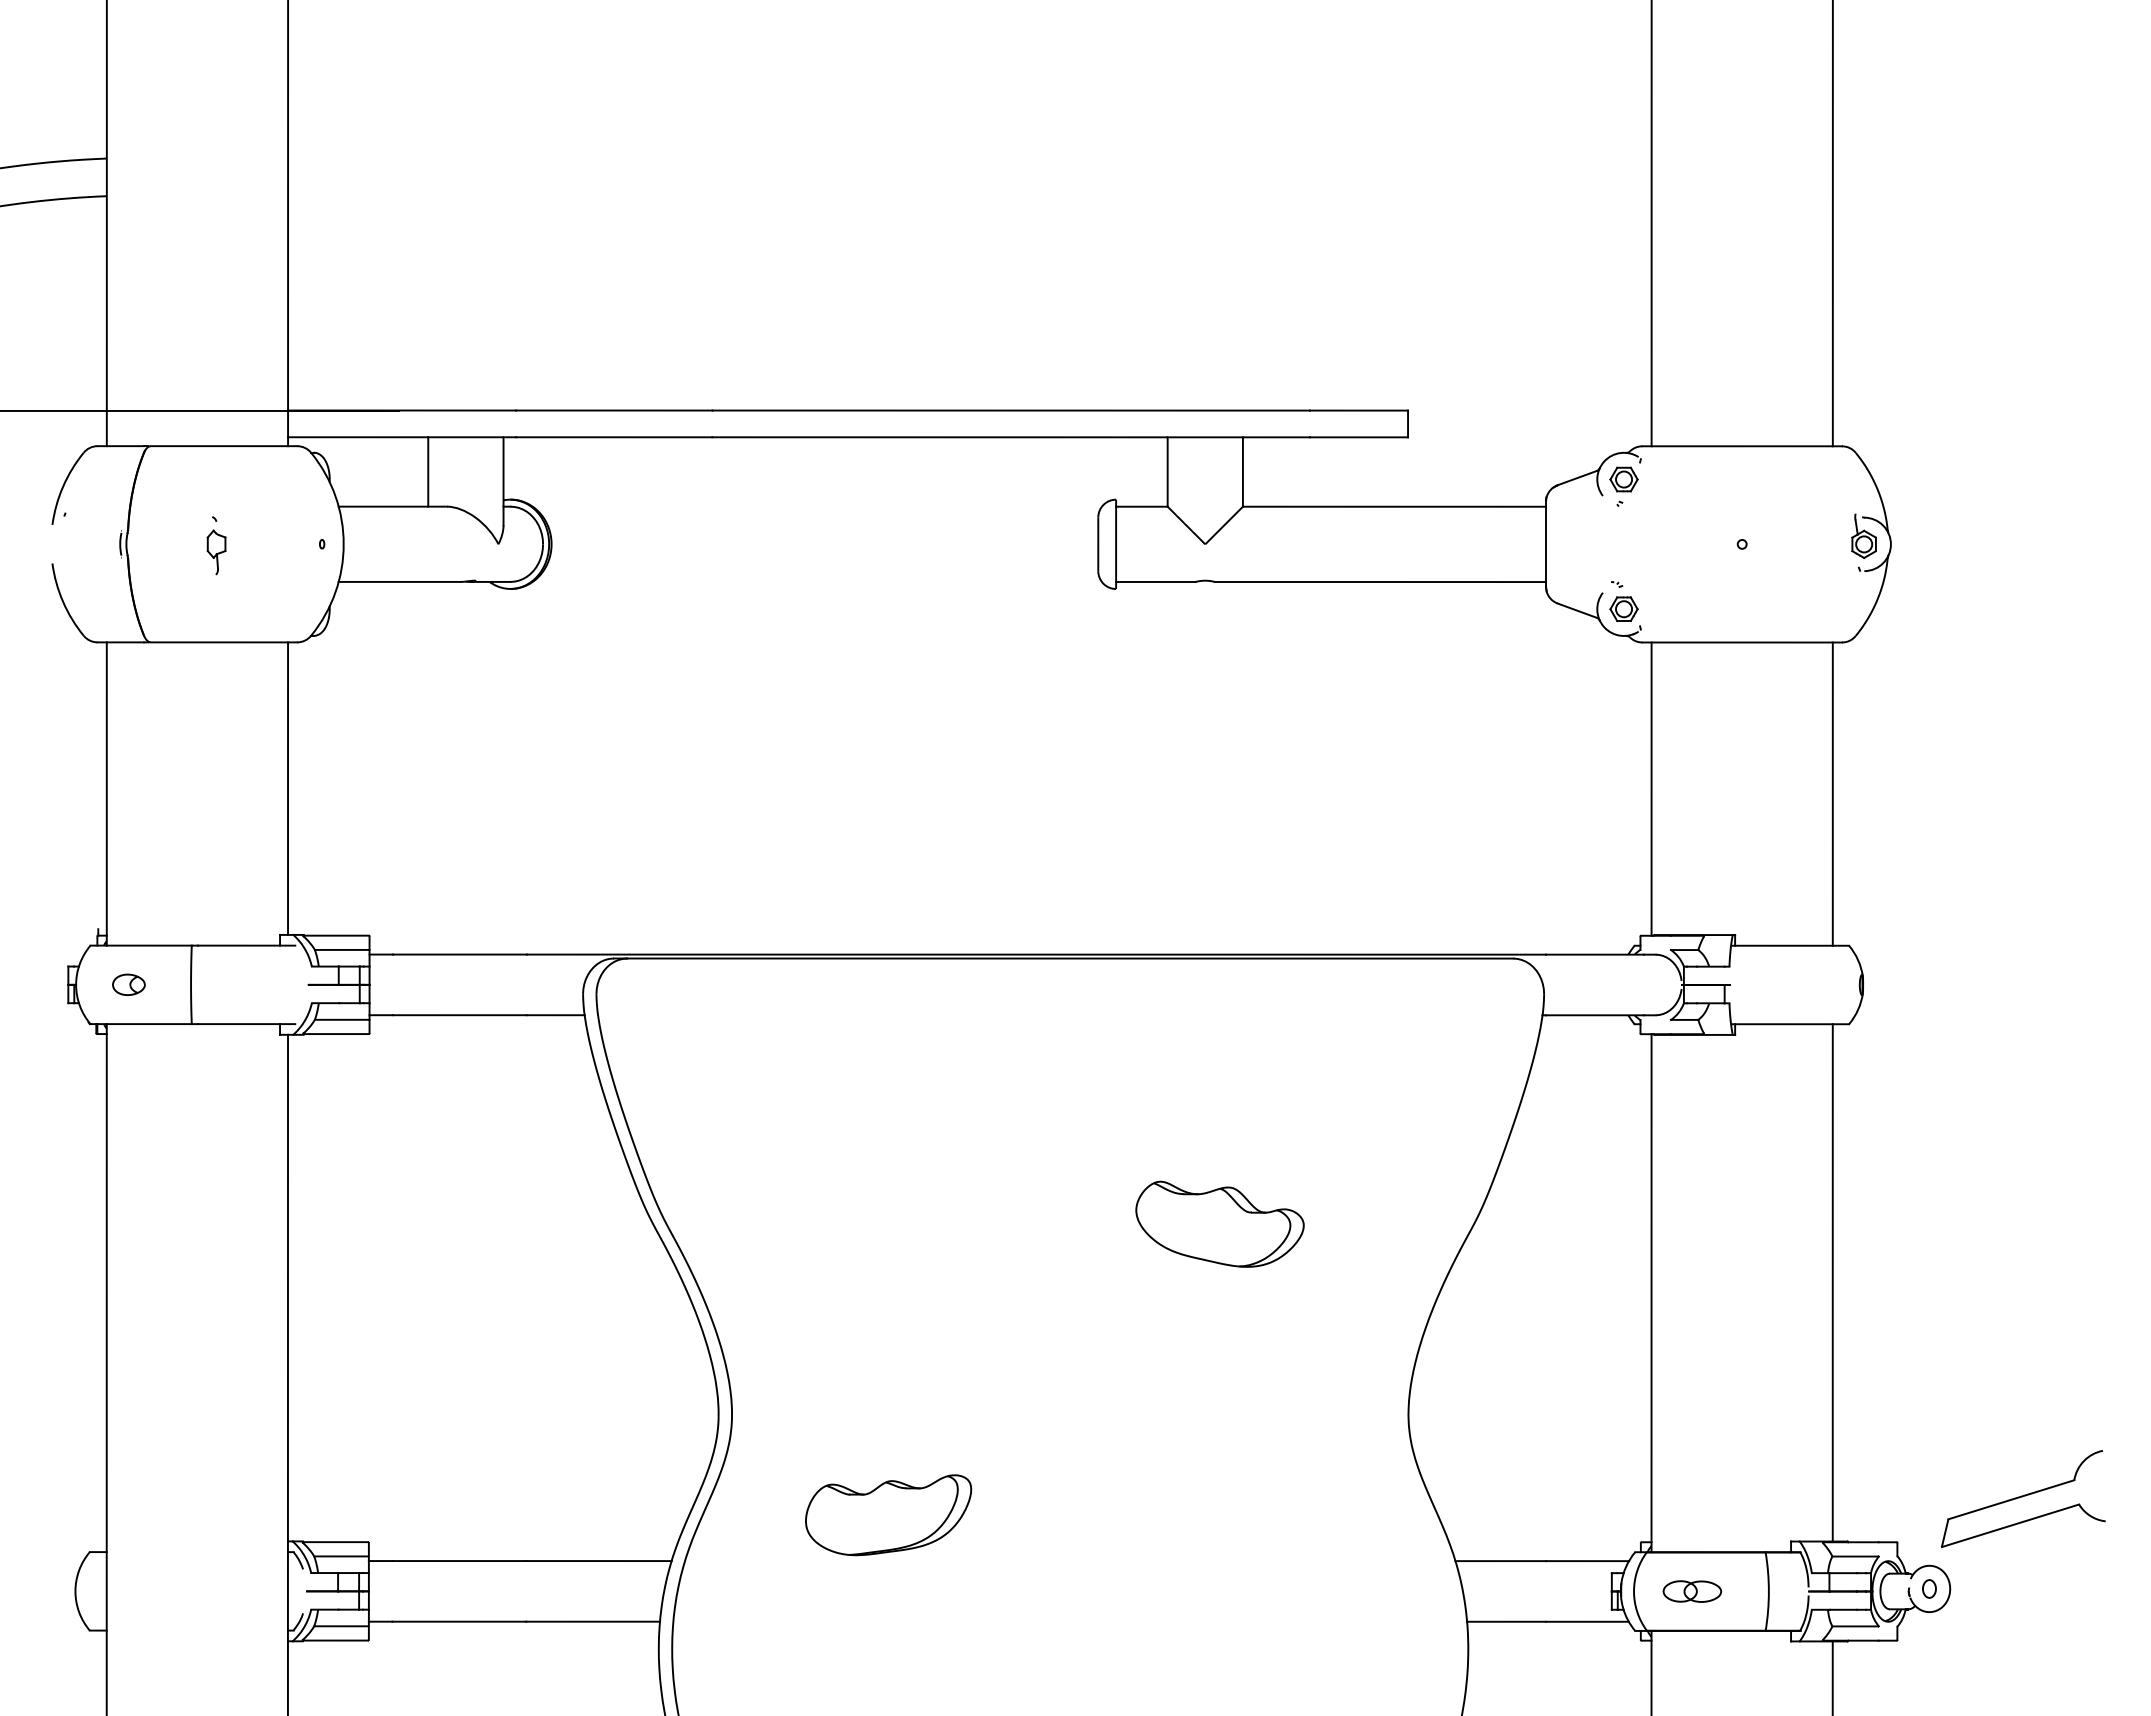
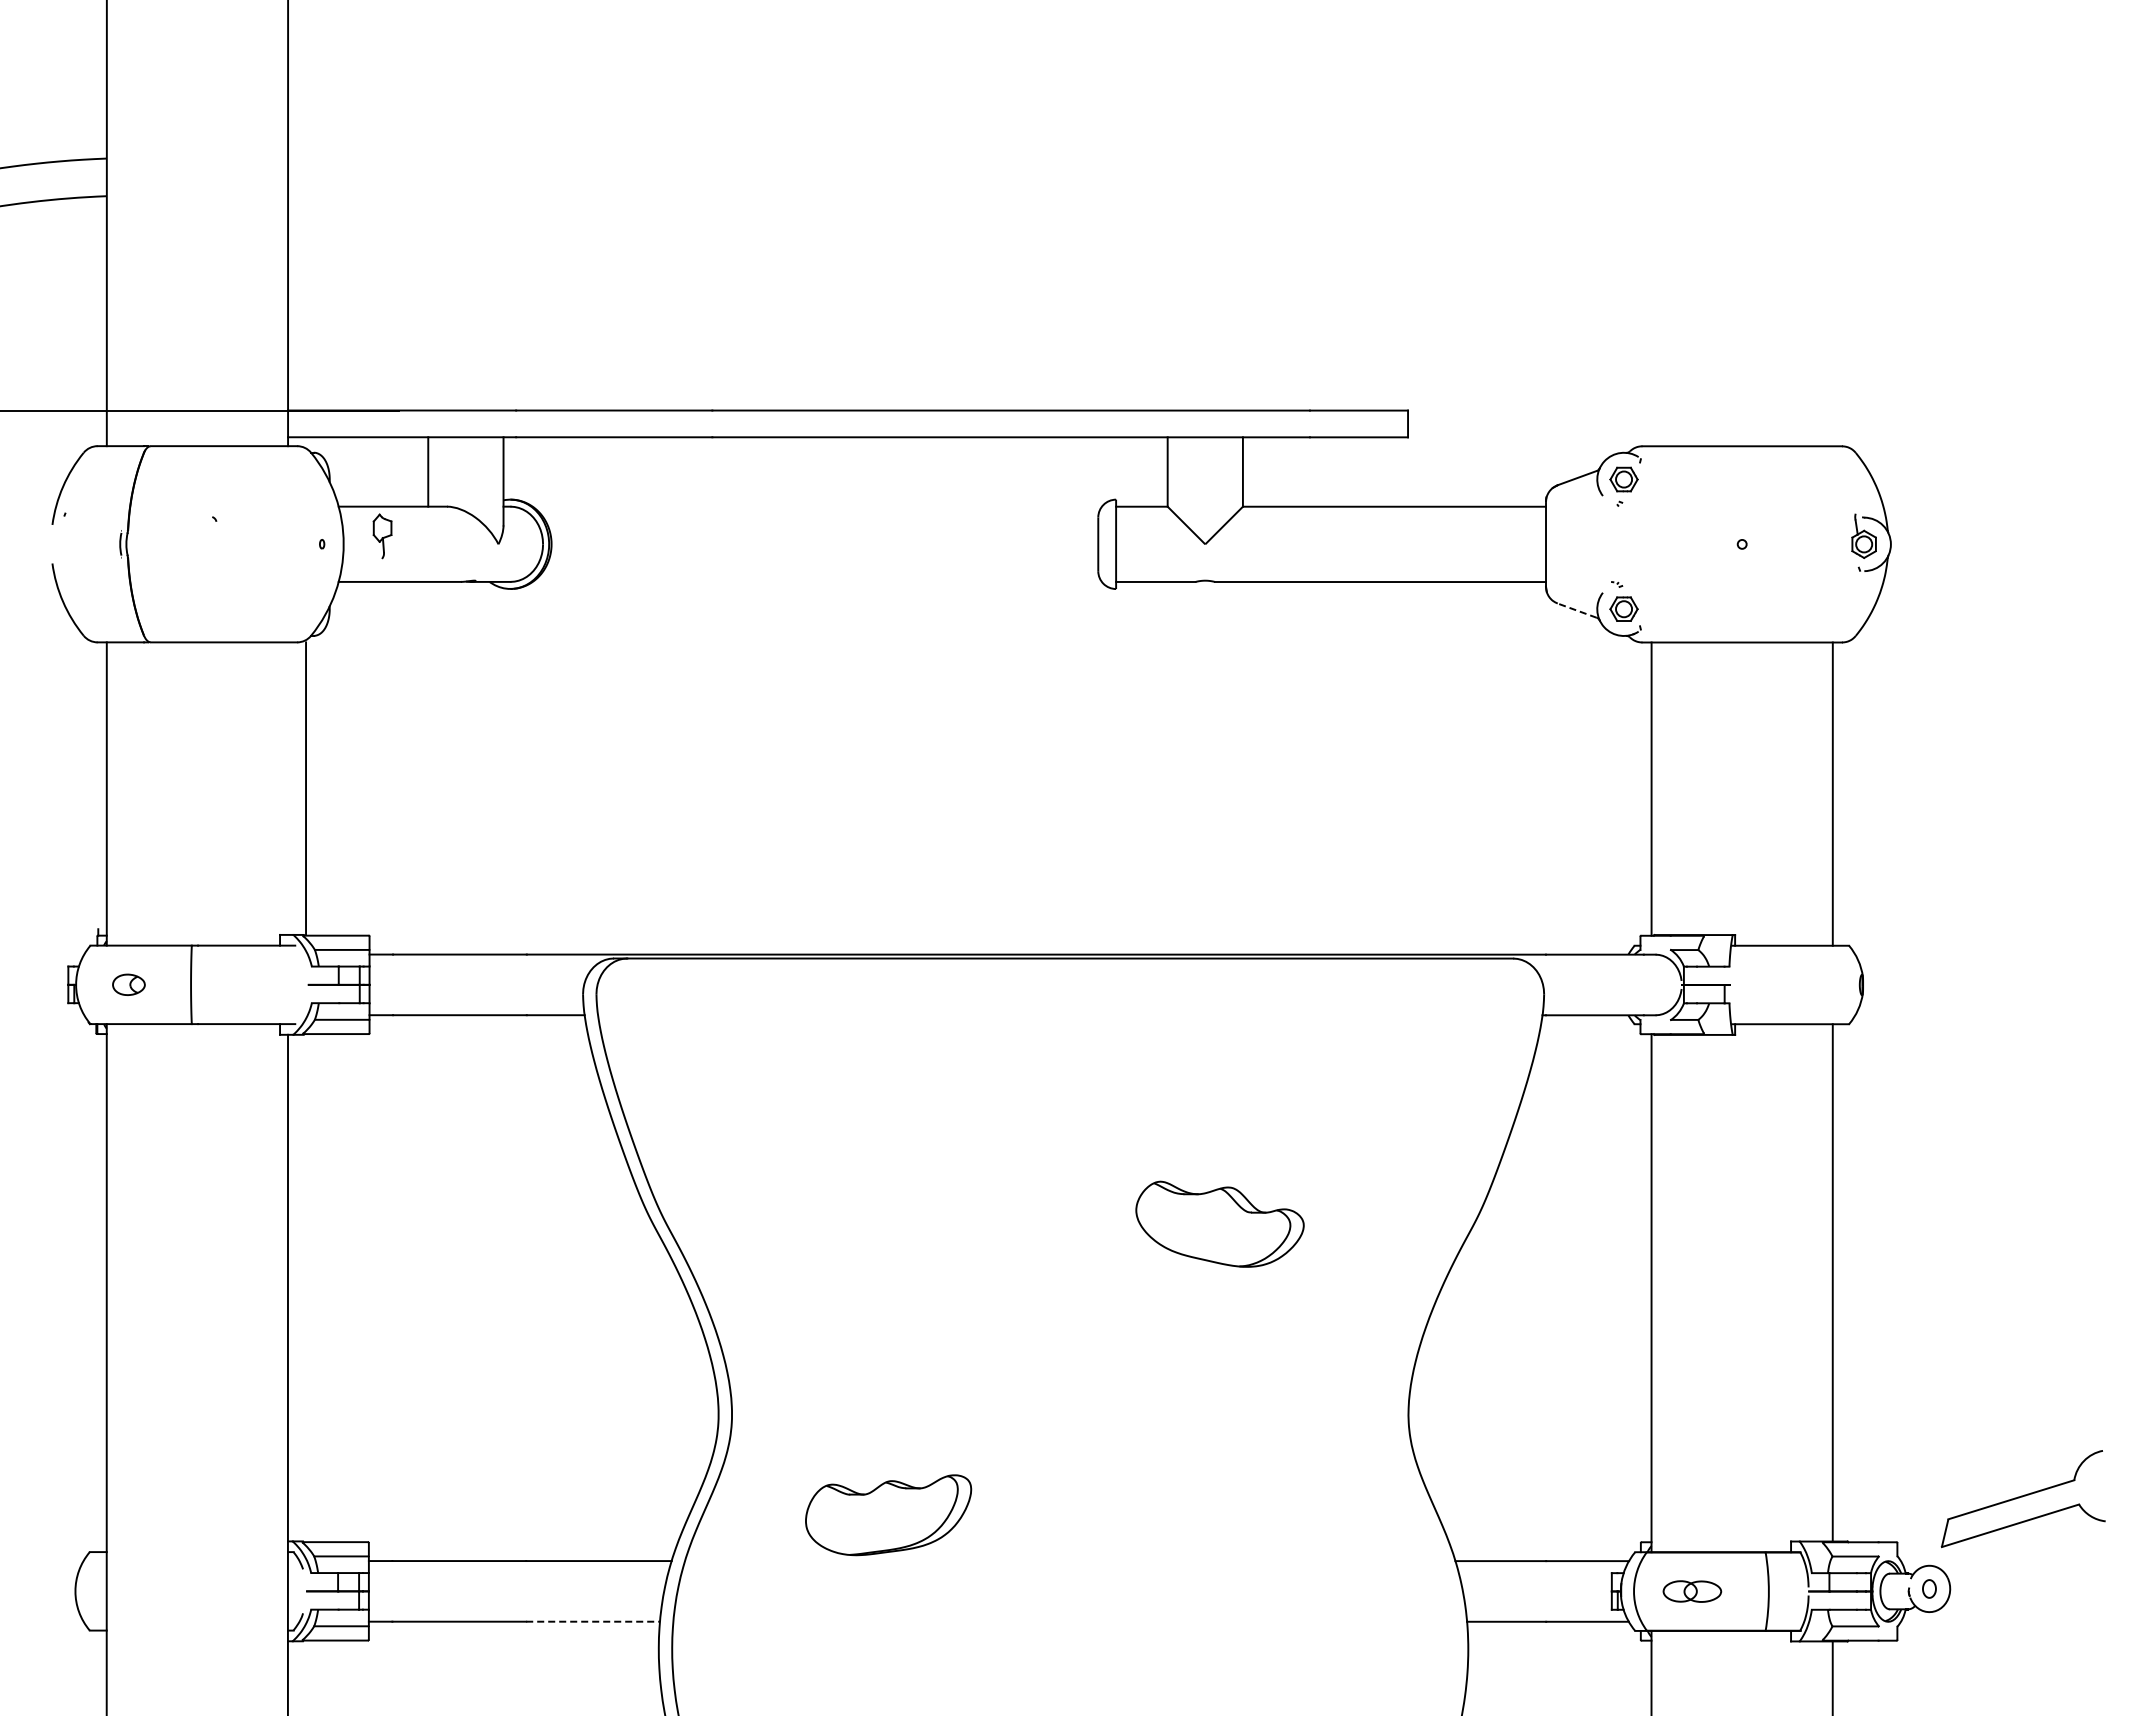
line: present -> none (1651, 224)
line: present -> none (1832, 224)
part position: (216, 552) -> (382, 536) (382, 536)
line: solid -> dashed (1577, 610)
line position: (288, 788) -> (306, 788) (306, 788)
line: solid -> dashed (593, 1621)
